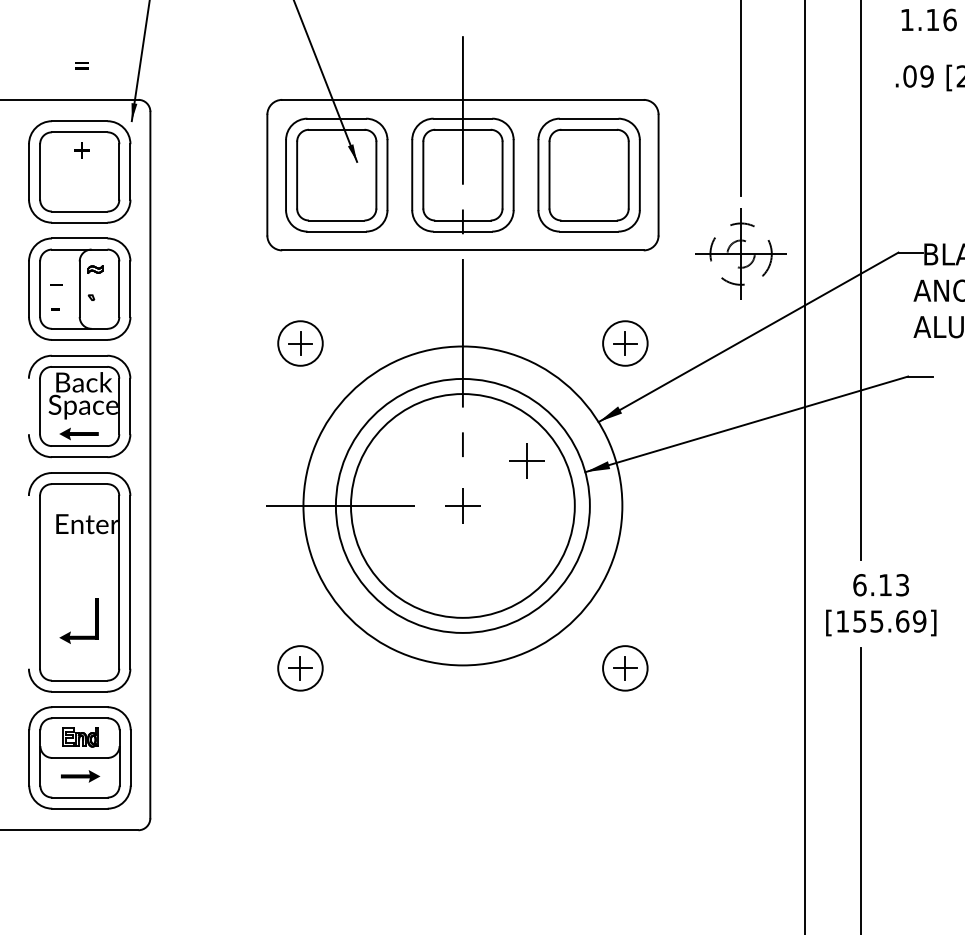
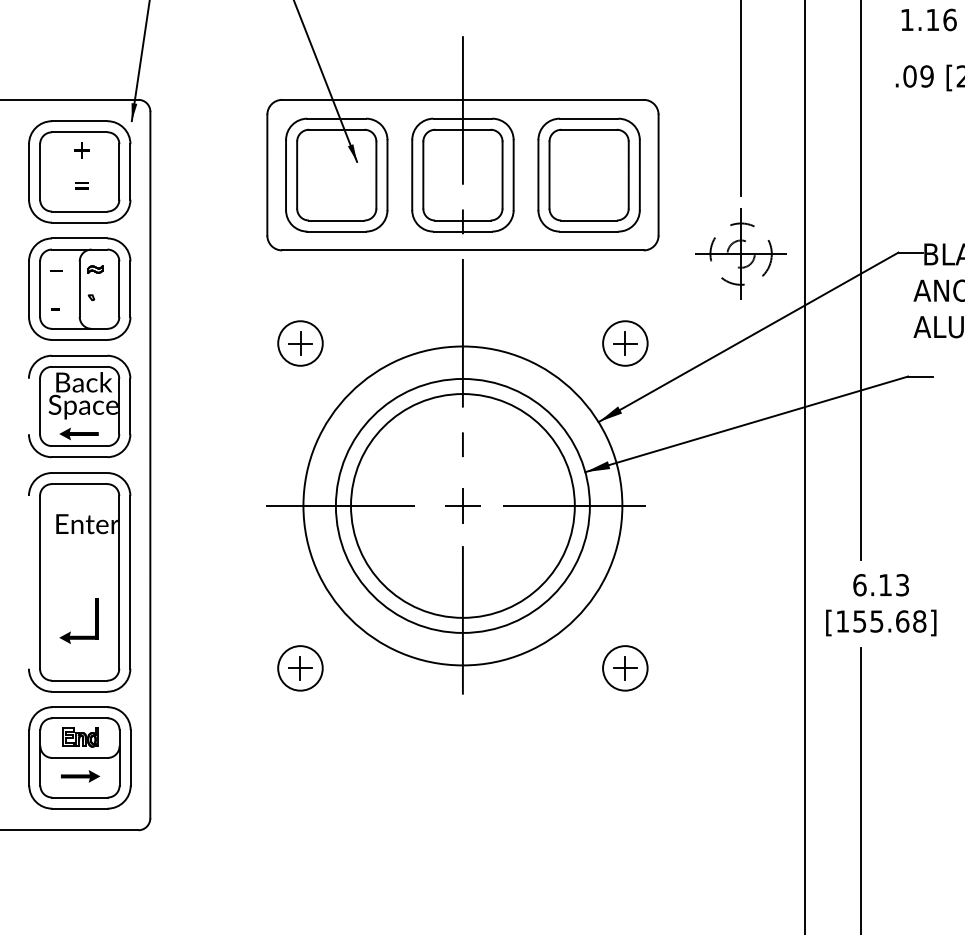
text position: (81, 65) -> (81, 185) (81, 185)
text position: (56, 284) -> (56, 270) (56, 270)
part: present -> none (526, 460)
line: none -> present (574, 505)
text: [155.69] -> [155.68] (919, 621)
line: none -> present (462, 624)
